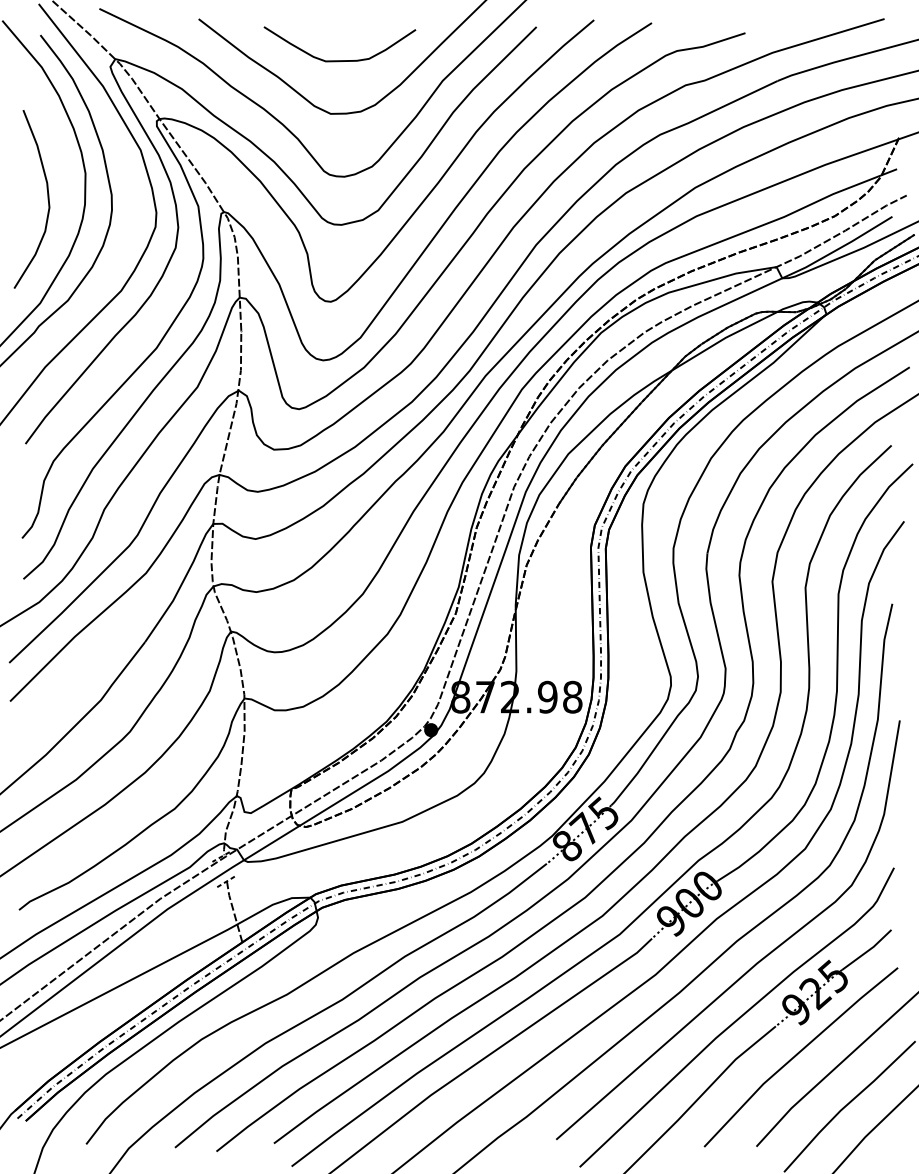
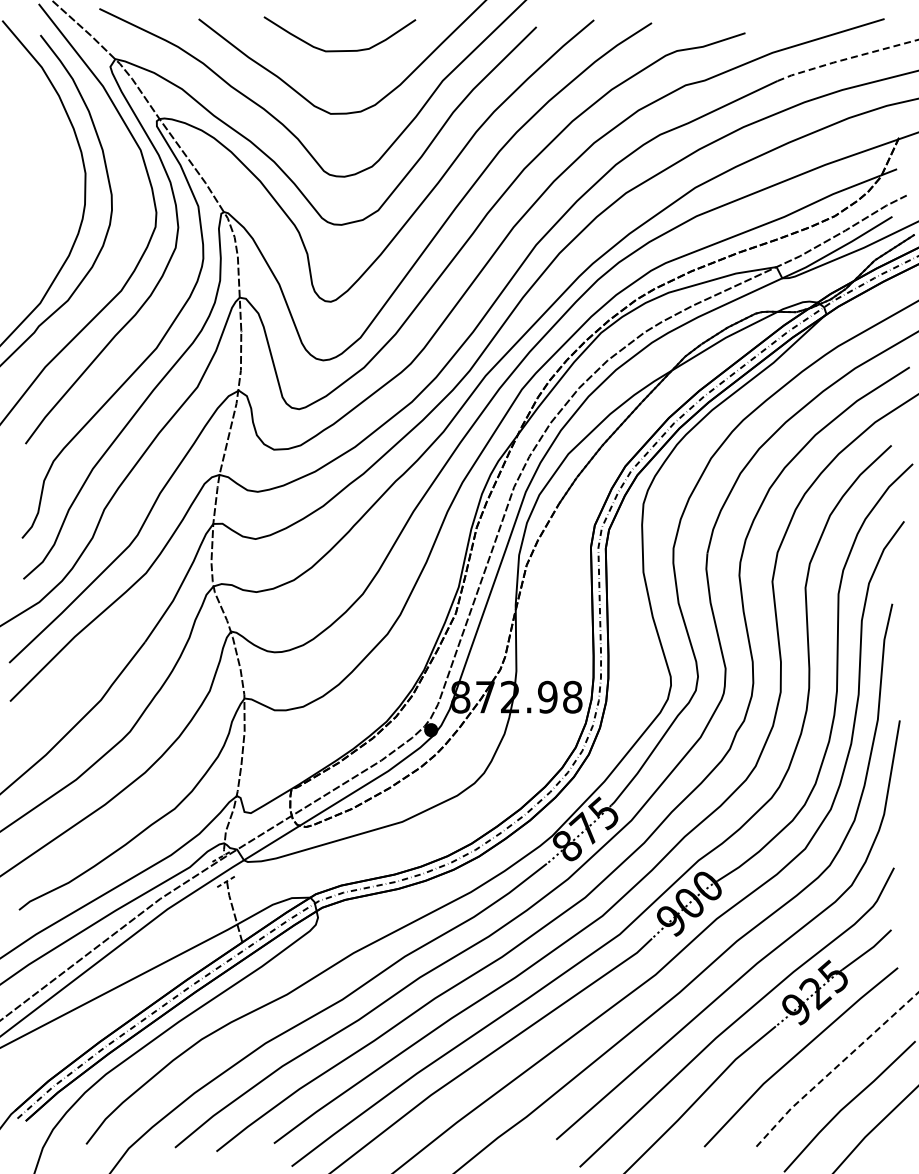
line: solid -> dashed (846, 59)
curve position: (339, 60) -> (339, 50) (339, 50)
curve: present -> none (47, 199)
line: solid -> dashed (835, 1068)
